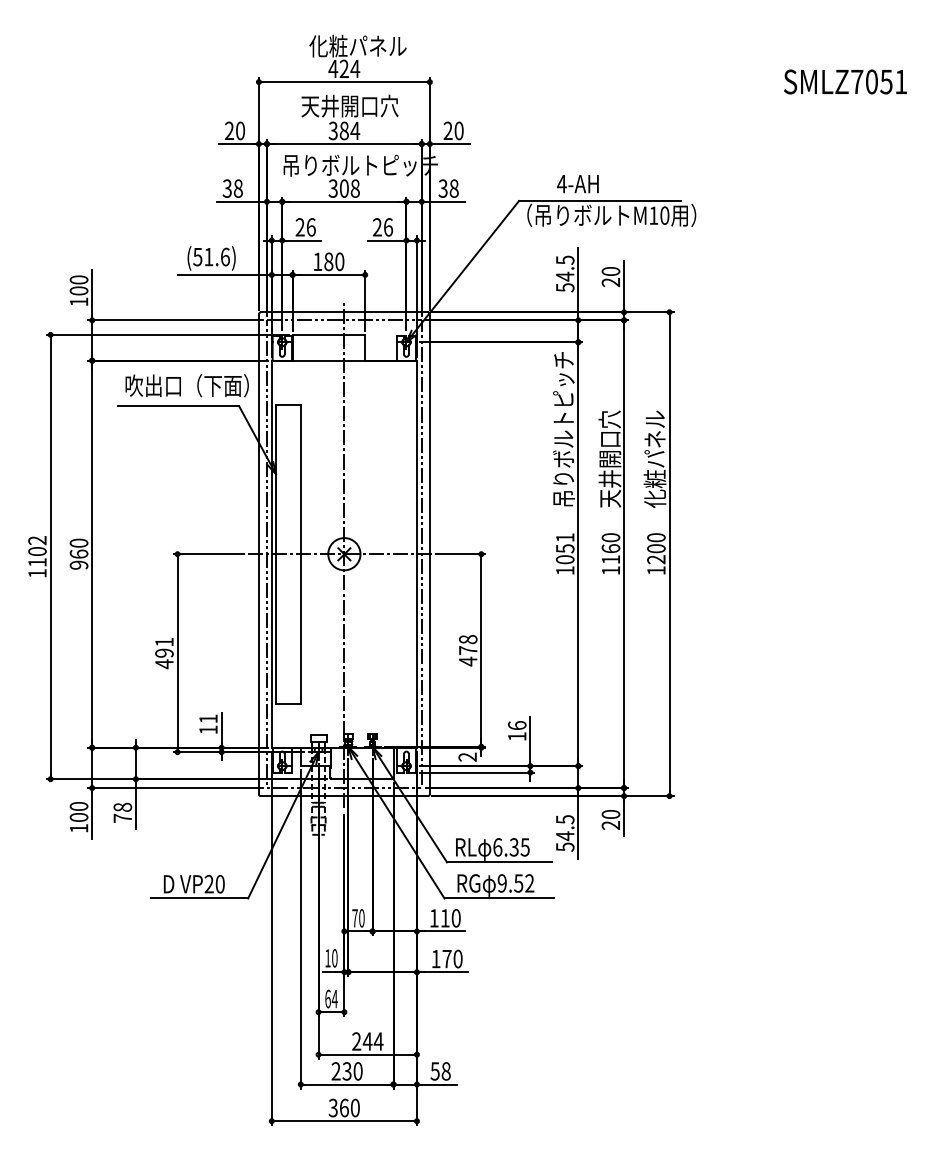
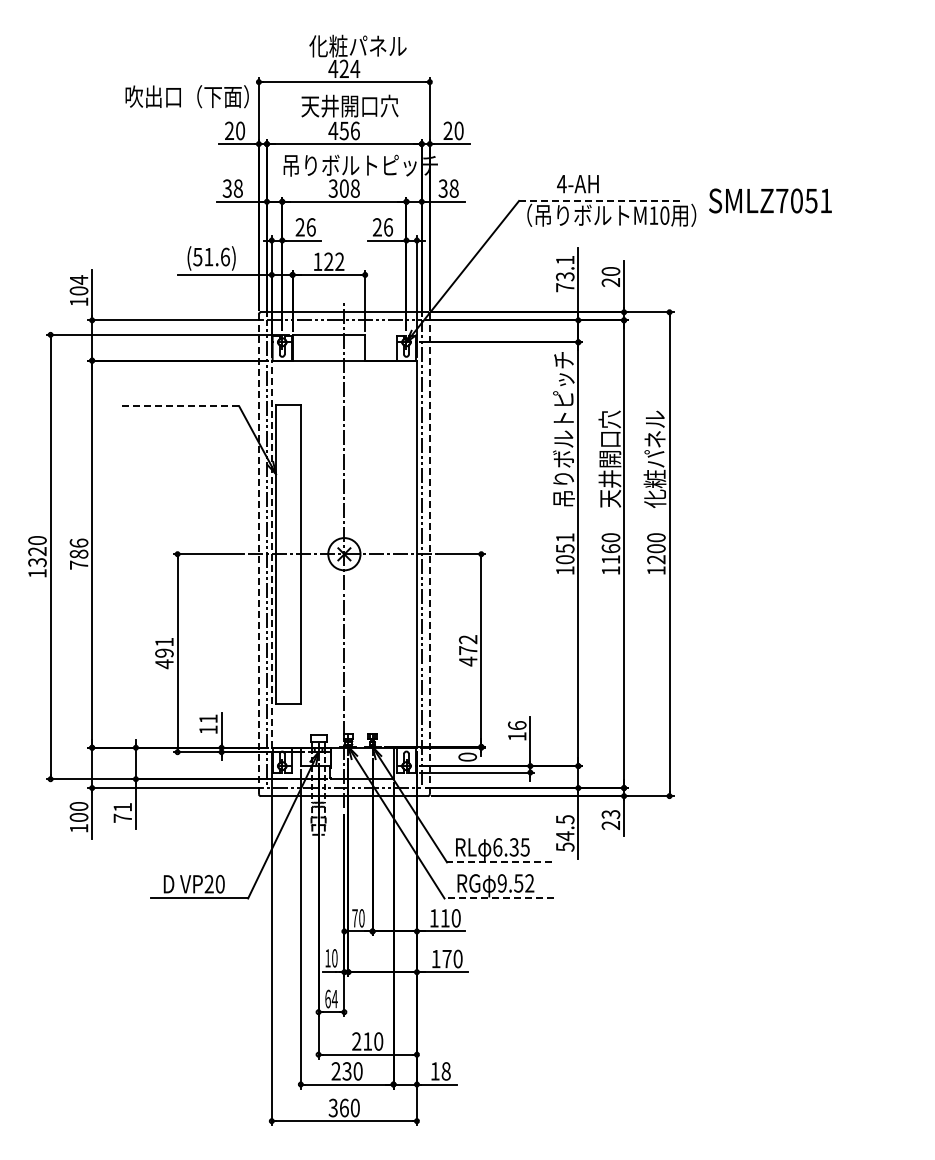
text position: (845, 81) -> (770, 200) (770, 200)
text: 384 -> 456 (344, 130)
line: solid -> dashed (599, 201)
text: 180 -> 122 (334, 261)
text: 54.5 -> 73.1 (565, 273)
text: 100 -> 104 (78, 279)
text position: (186, 385) -> (186, 96) (186, 96)
line: solid -> dashed (178, 406)
text: 1102 -> 1320 (37, 551)
text: 960 -> 786 (78, 553)
line: solid -> dashed (258, 554)
line: solid -> dashed (271, 554)
line: solid -> dashed (429, 554)
text: 478 -> 472 (468, 639)
text: 2 -> 0 (467, 756)
text: 78 -> 71 (122, 806)
text: 20 -> 23 (610, 814)
line: solid -> dashed (499, 862)
line: solid -> dashed (499, 898)
text: 244 -> 210 (372, 1041)
text: 58 -> 18 (434, 1071)
